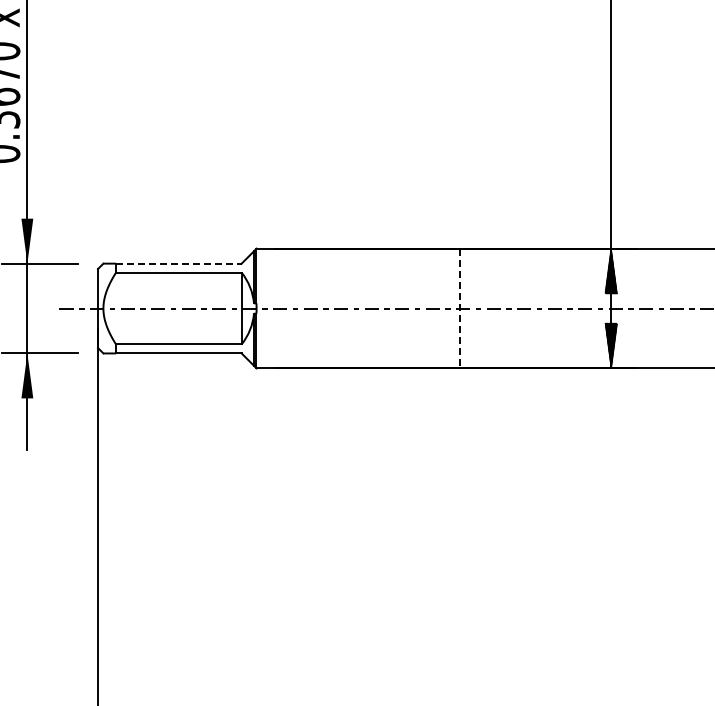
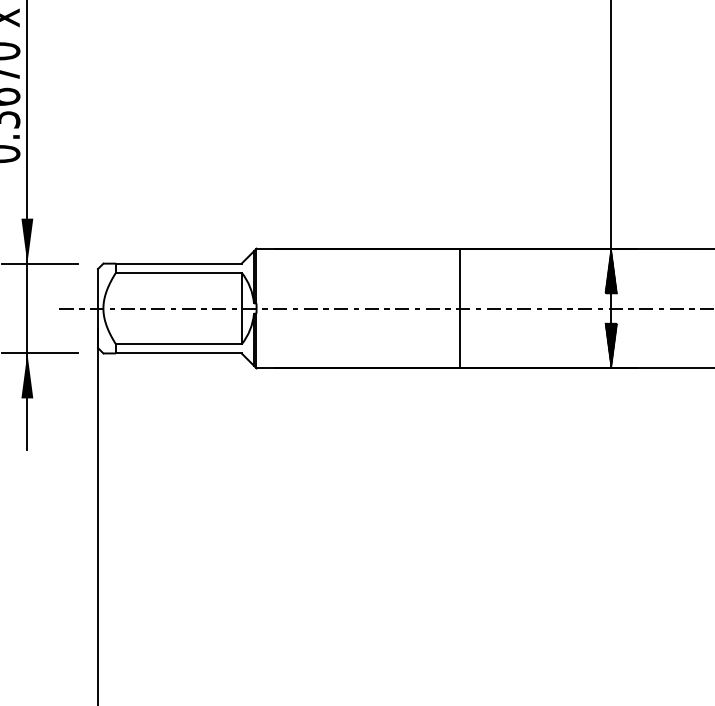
line: dashed -> solid (178, 263)
line: dashed -> solid (460, 308)
